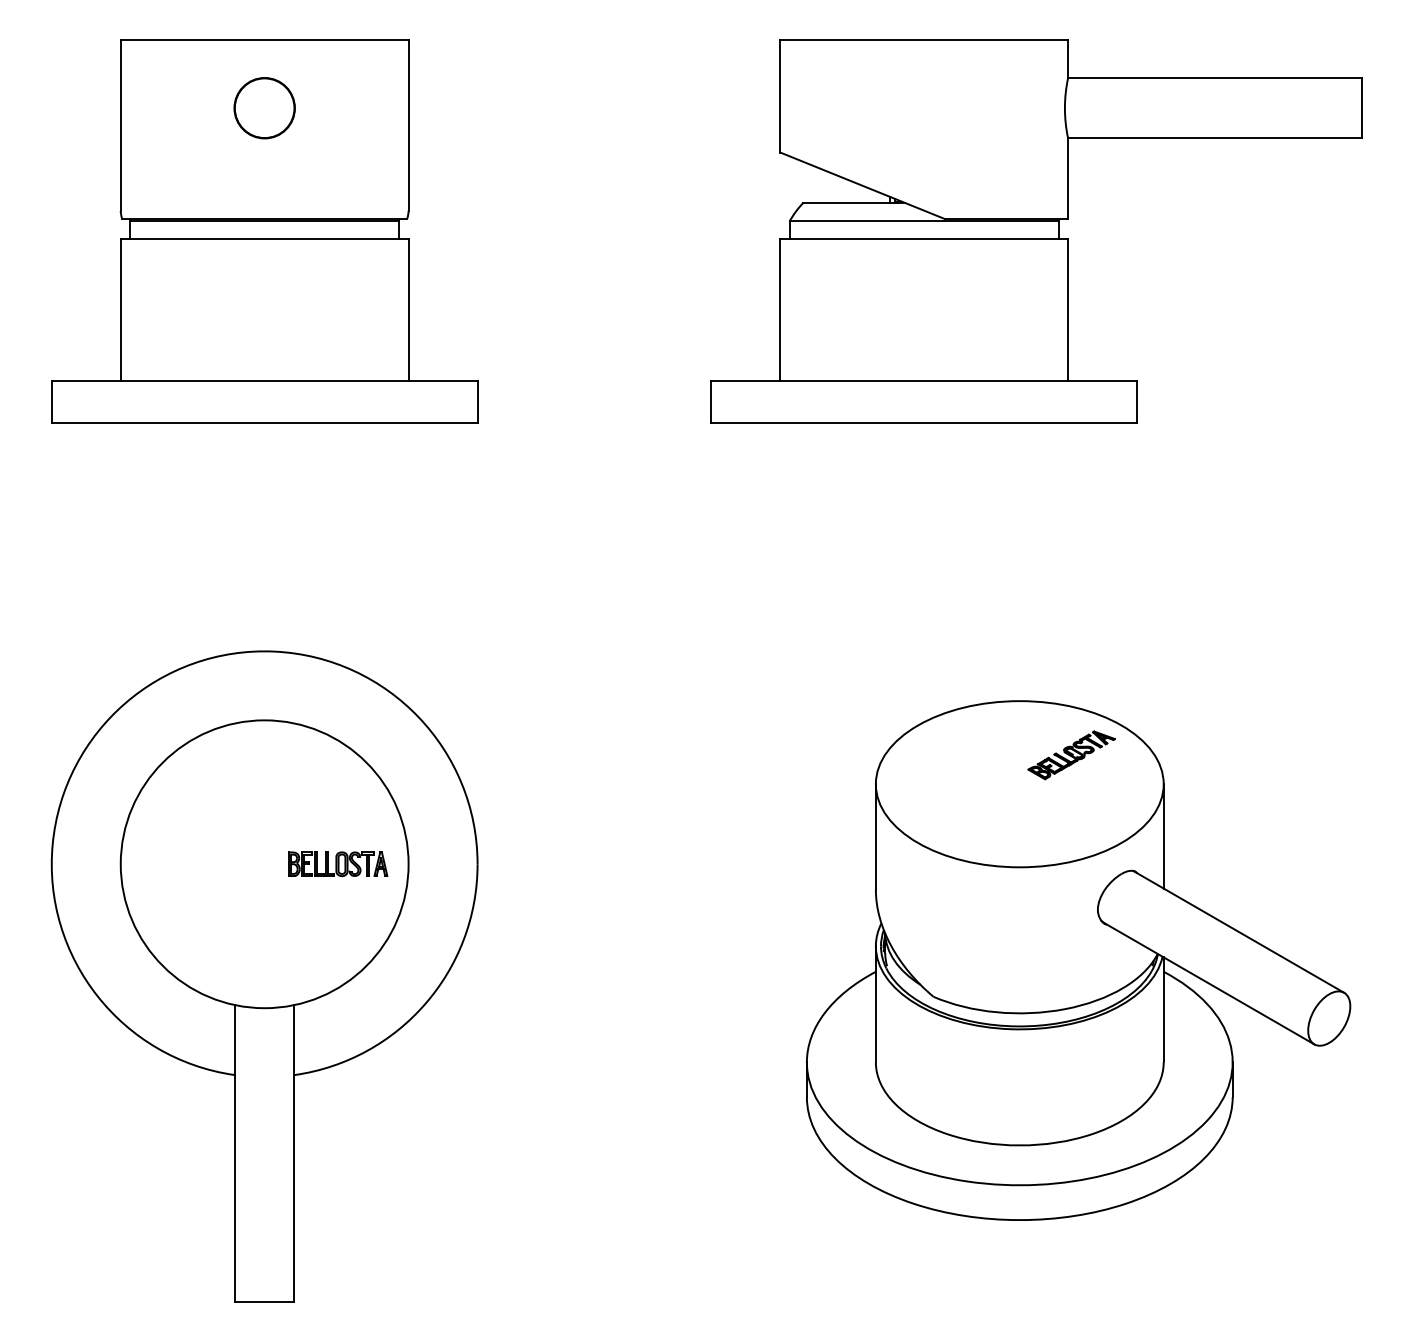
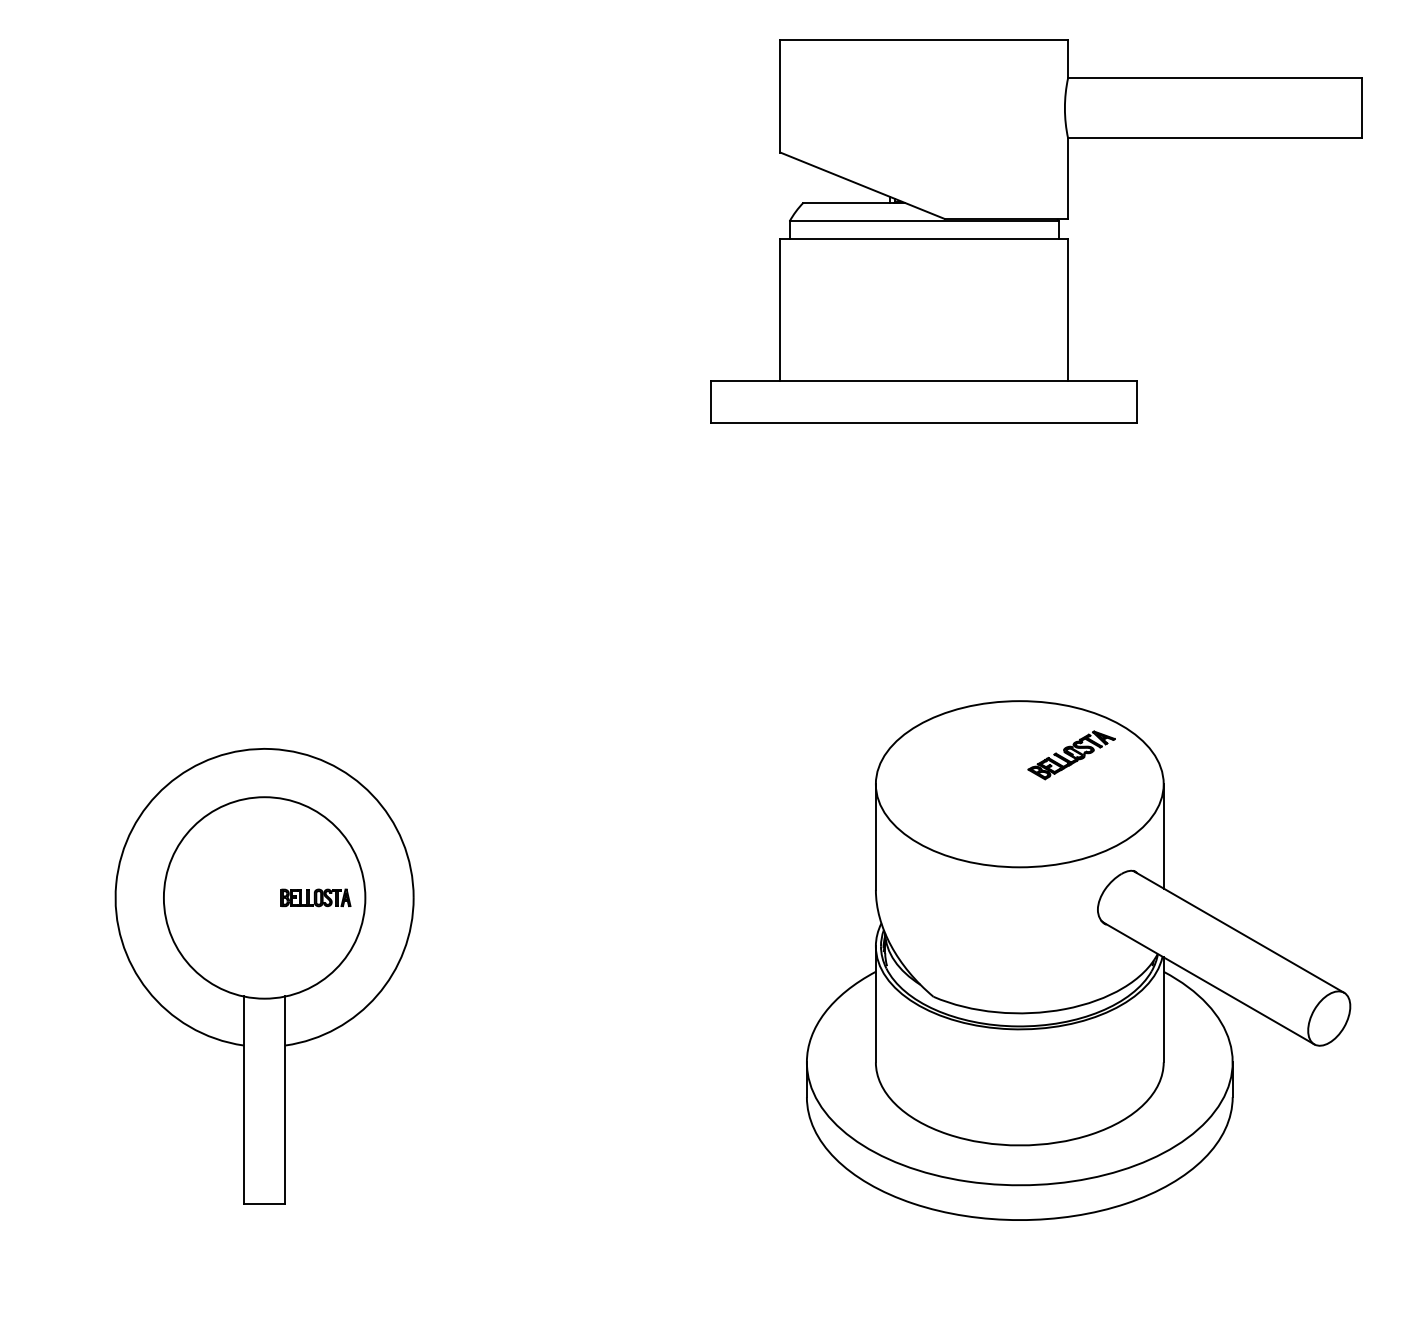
part: present -> none (264, 231)
part size: 429x653 px -> 301x457 px (264, 976)
